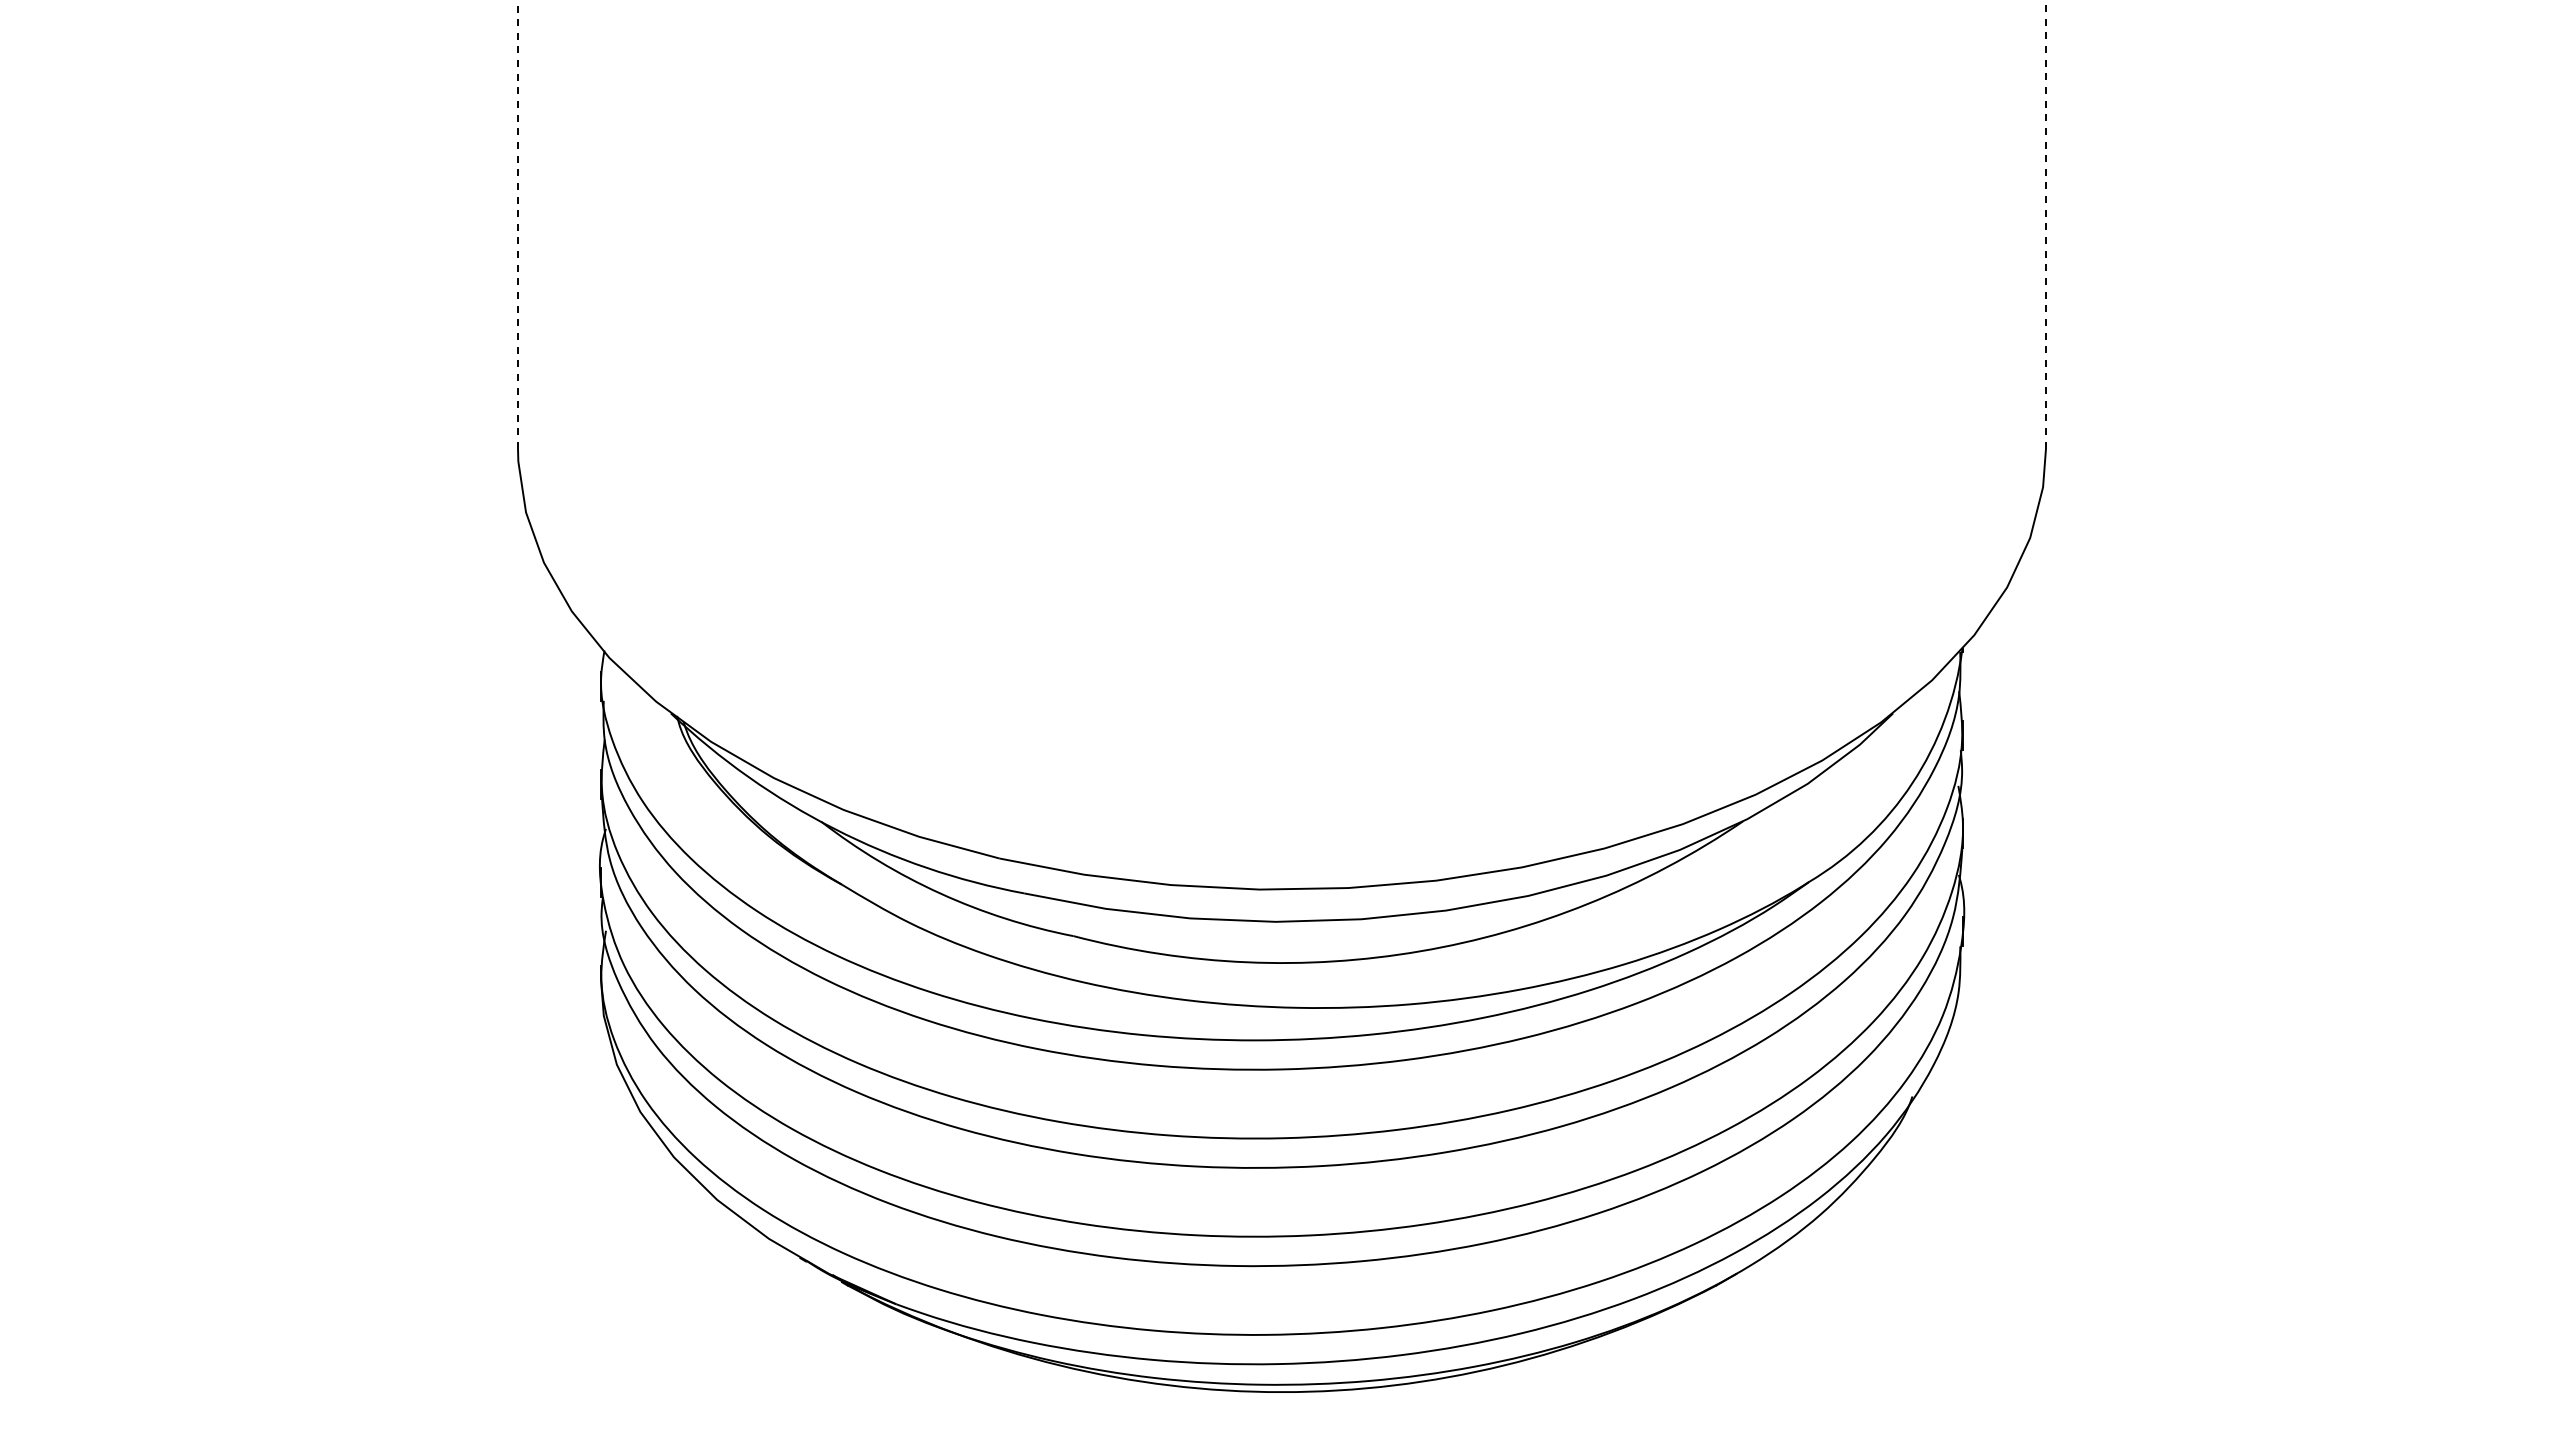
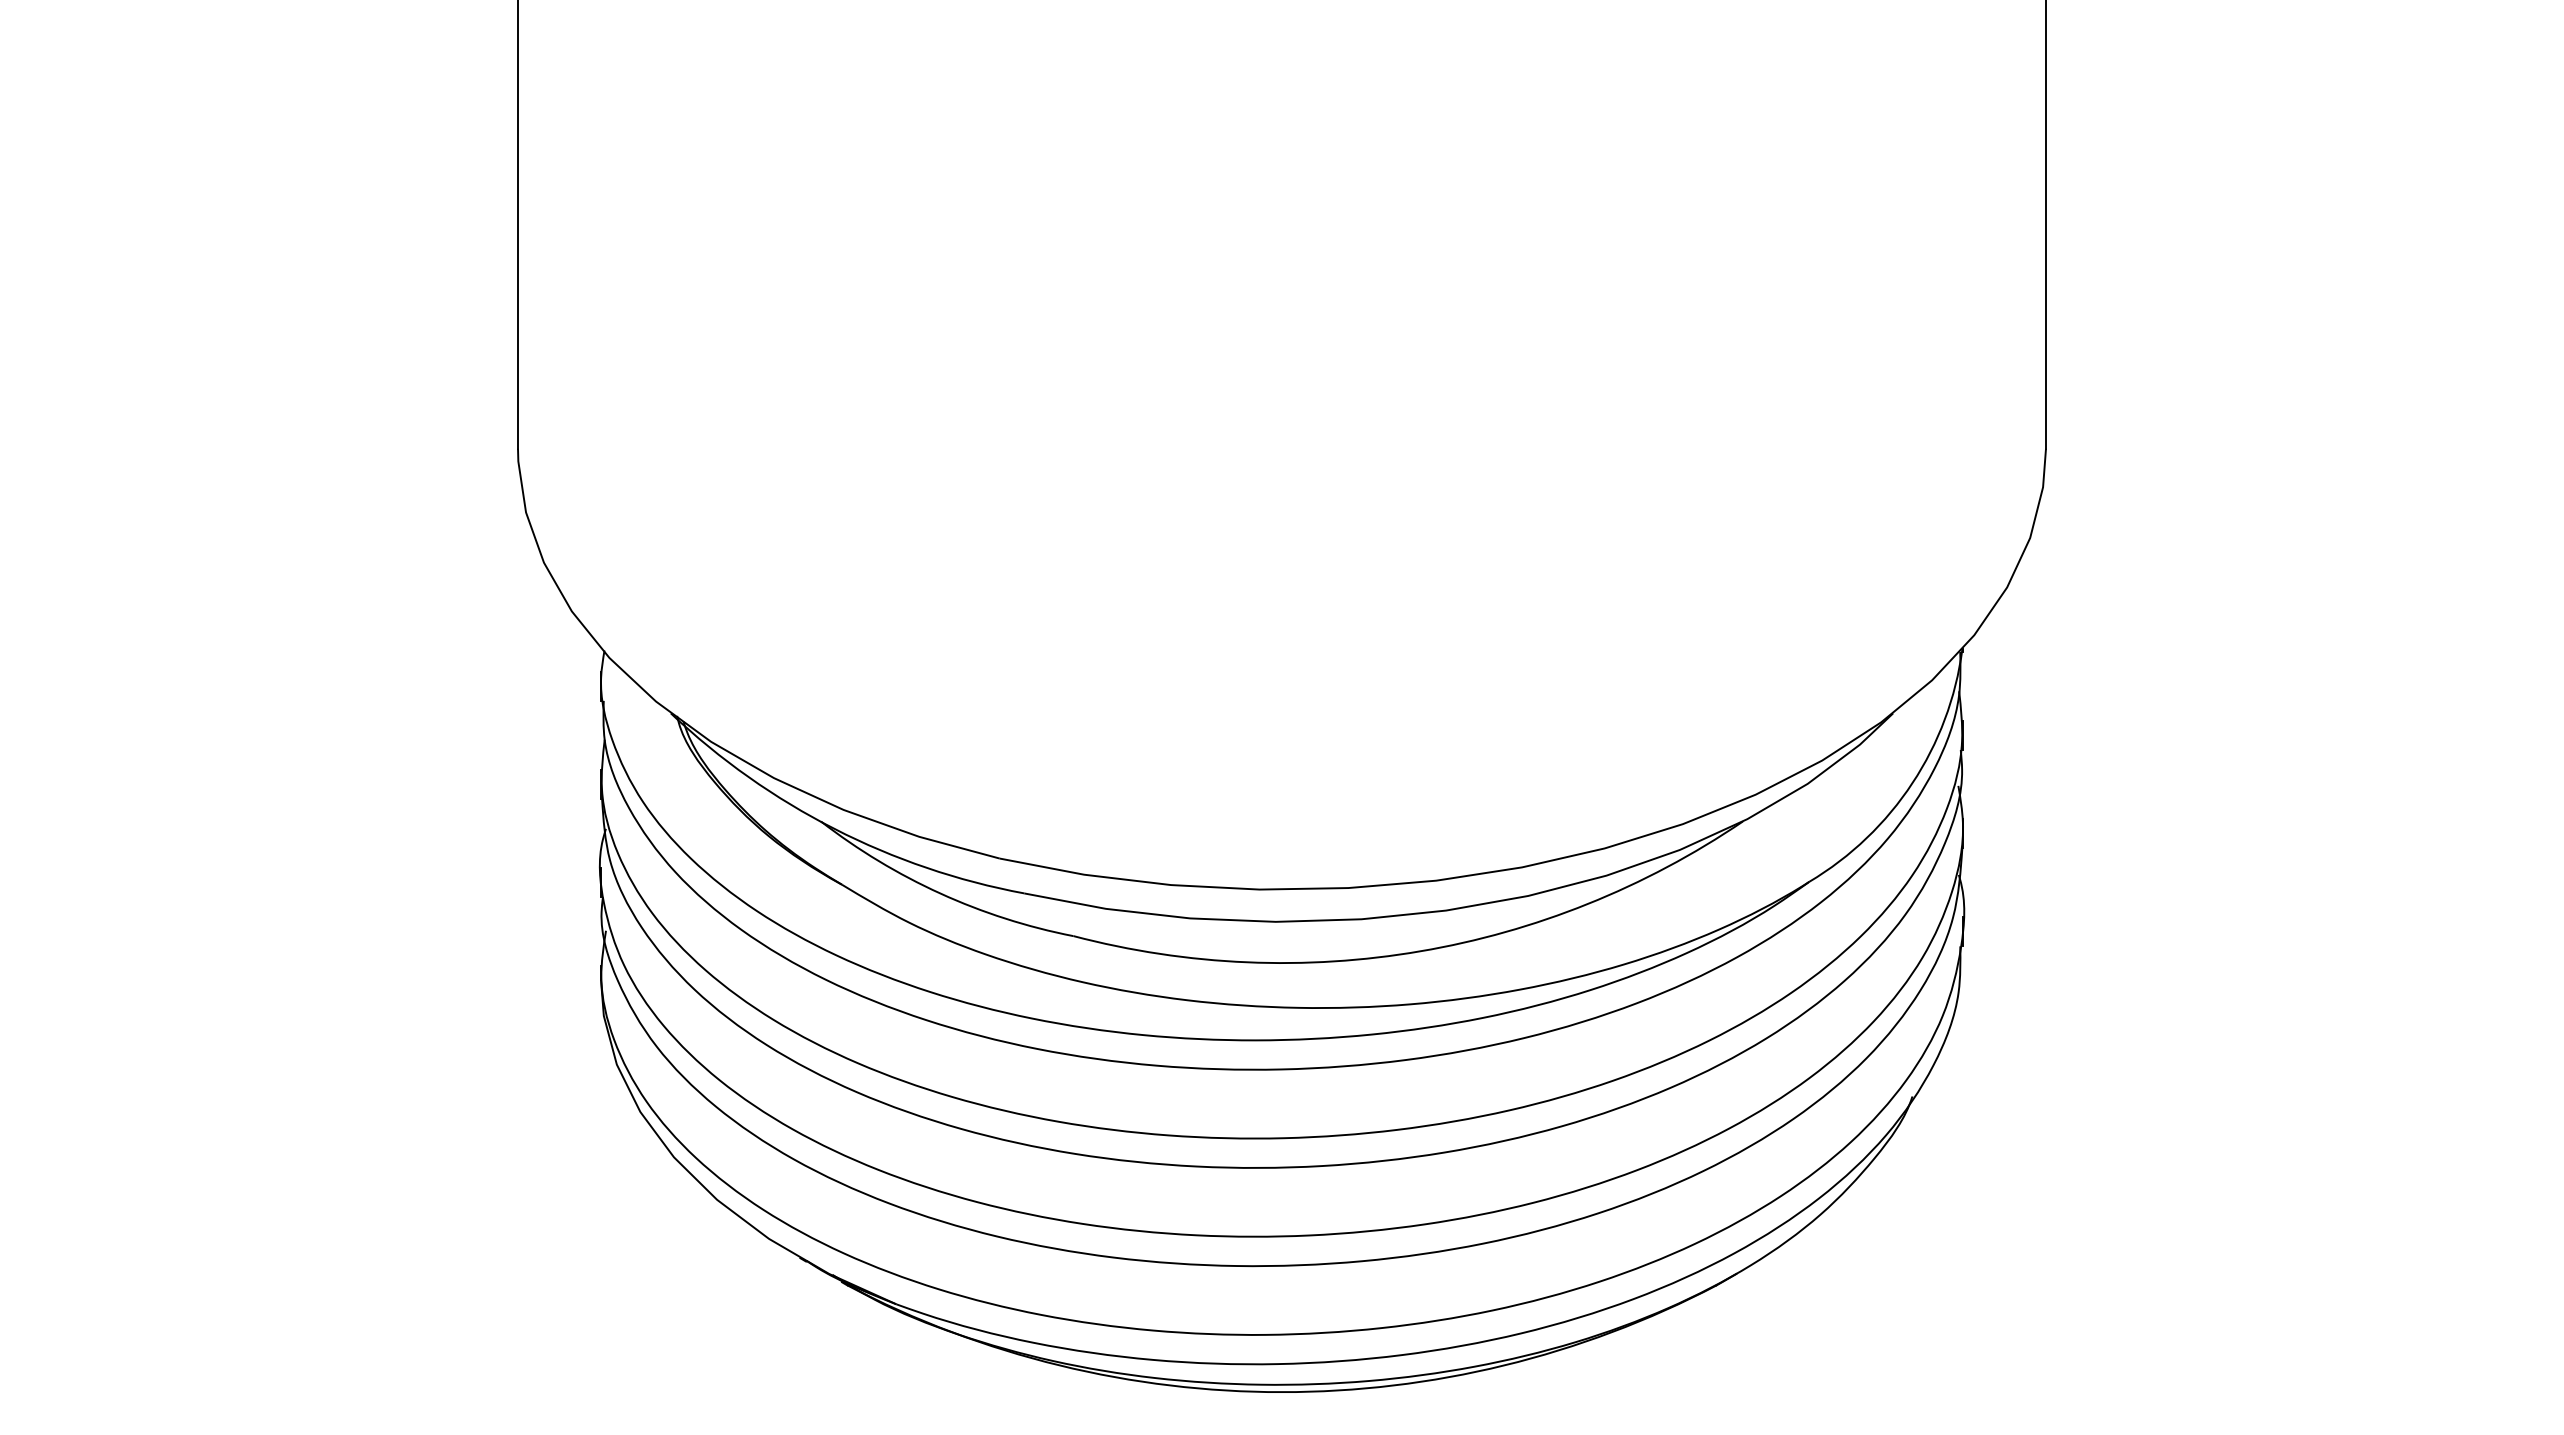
line: dashed -> solid (518, 224)
line: dashed -> solid (2046, 224)
